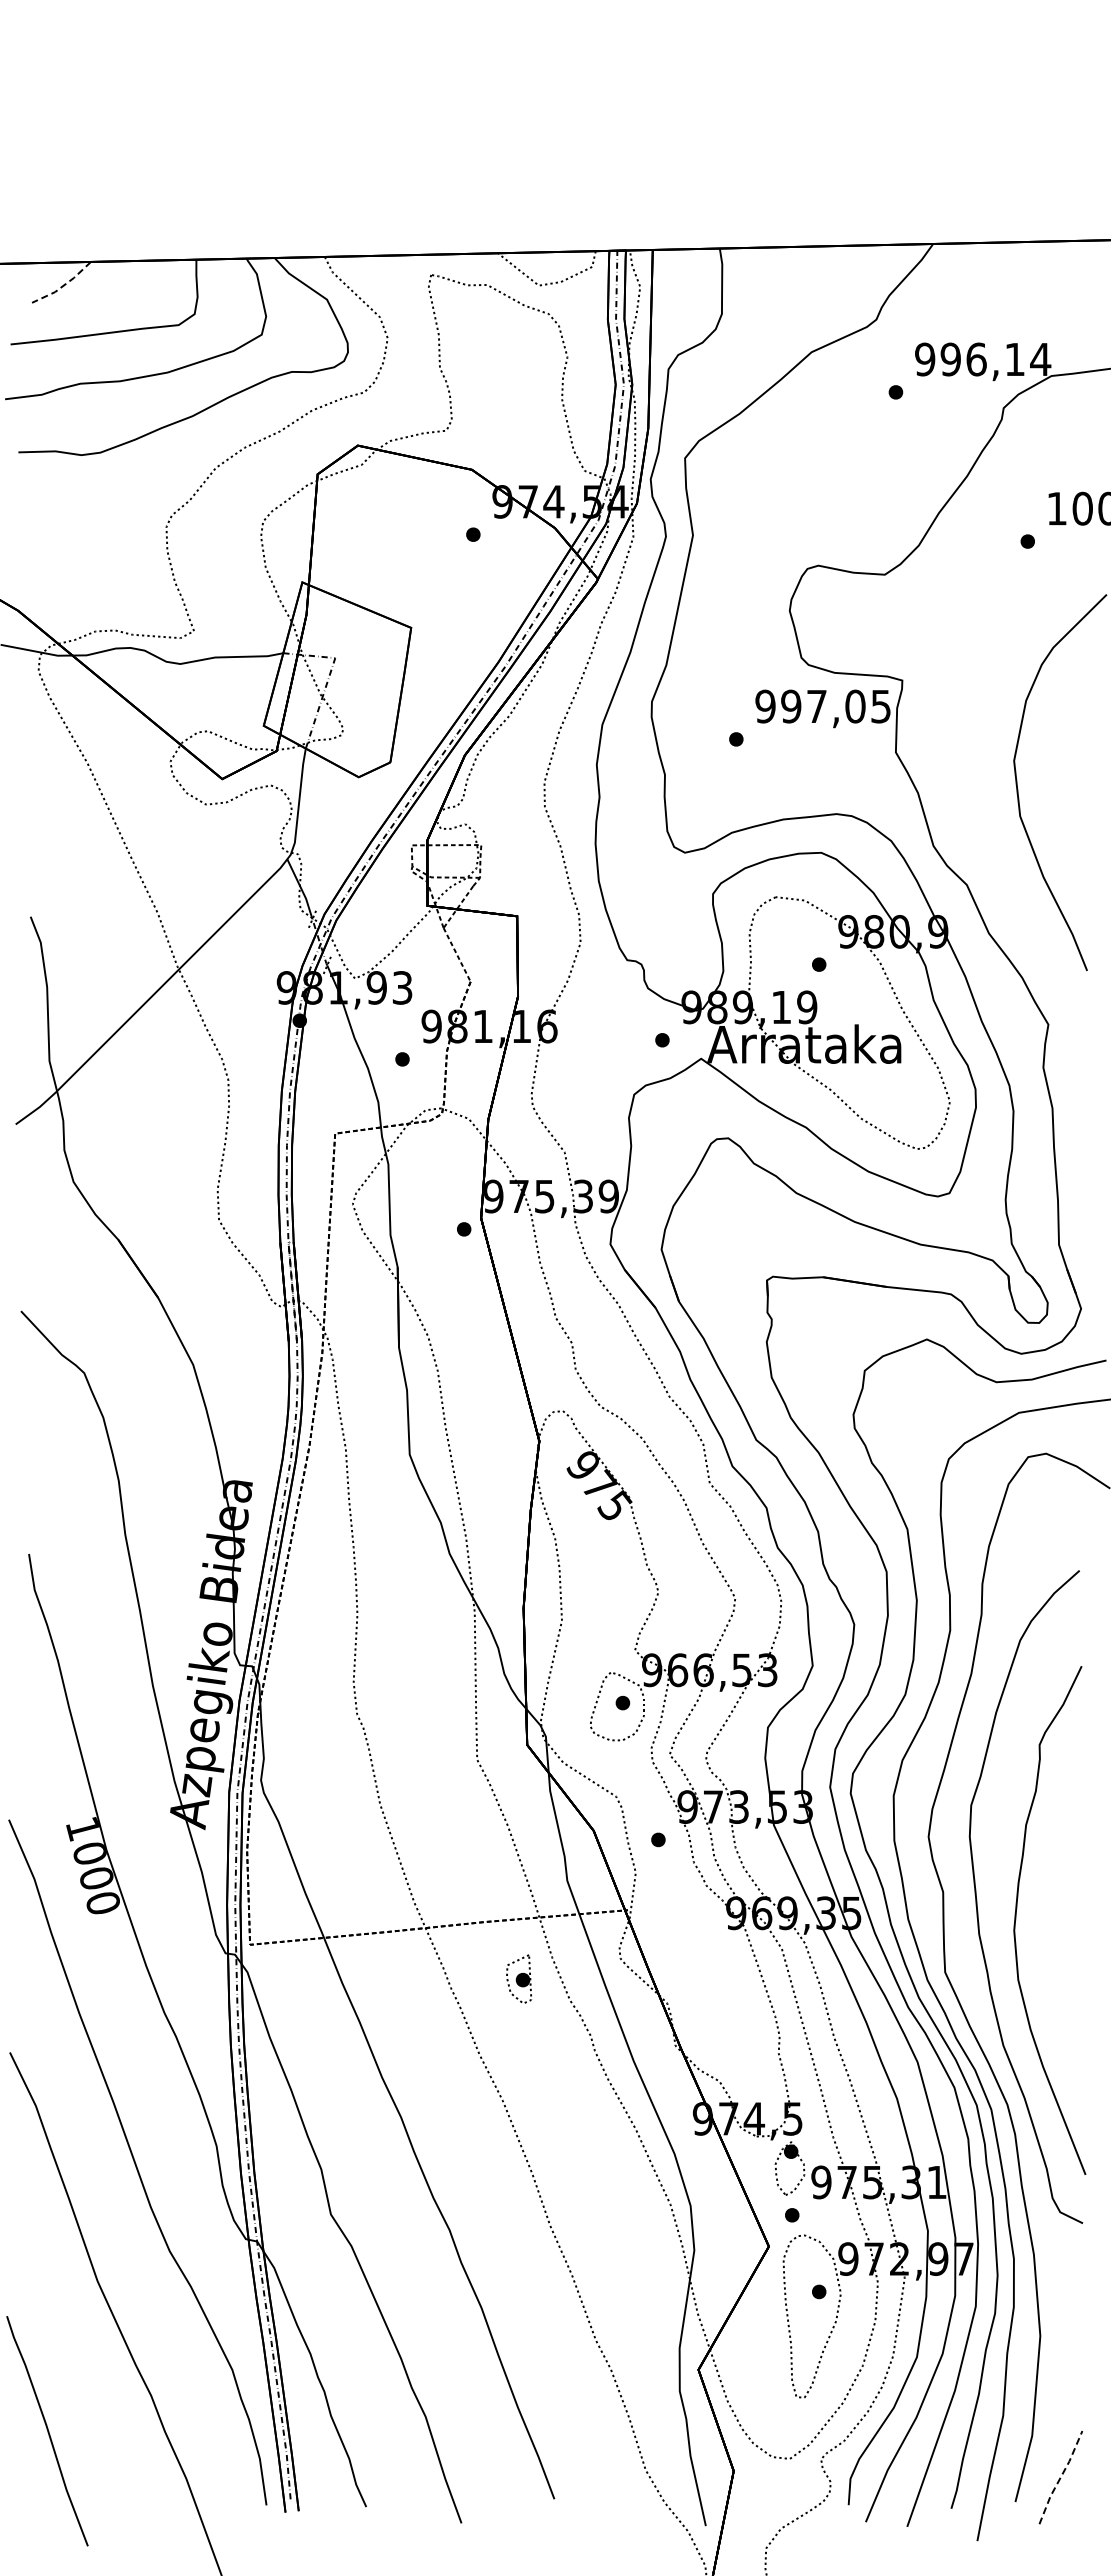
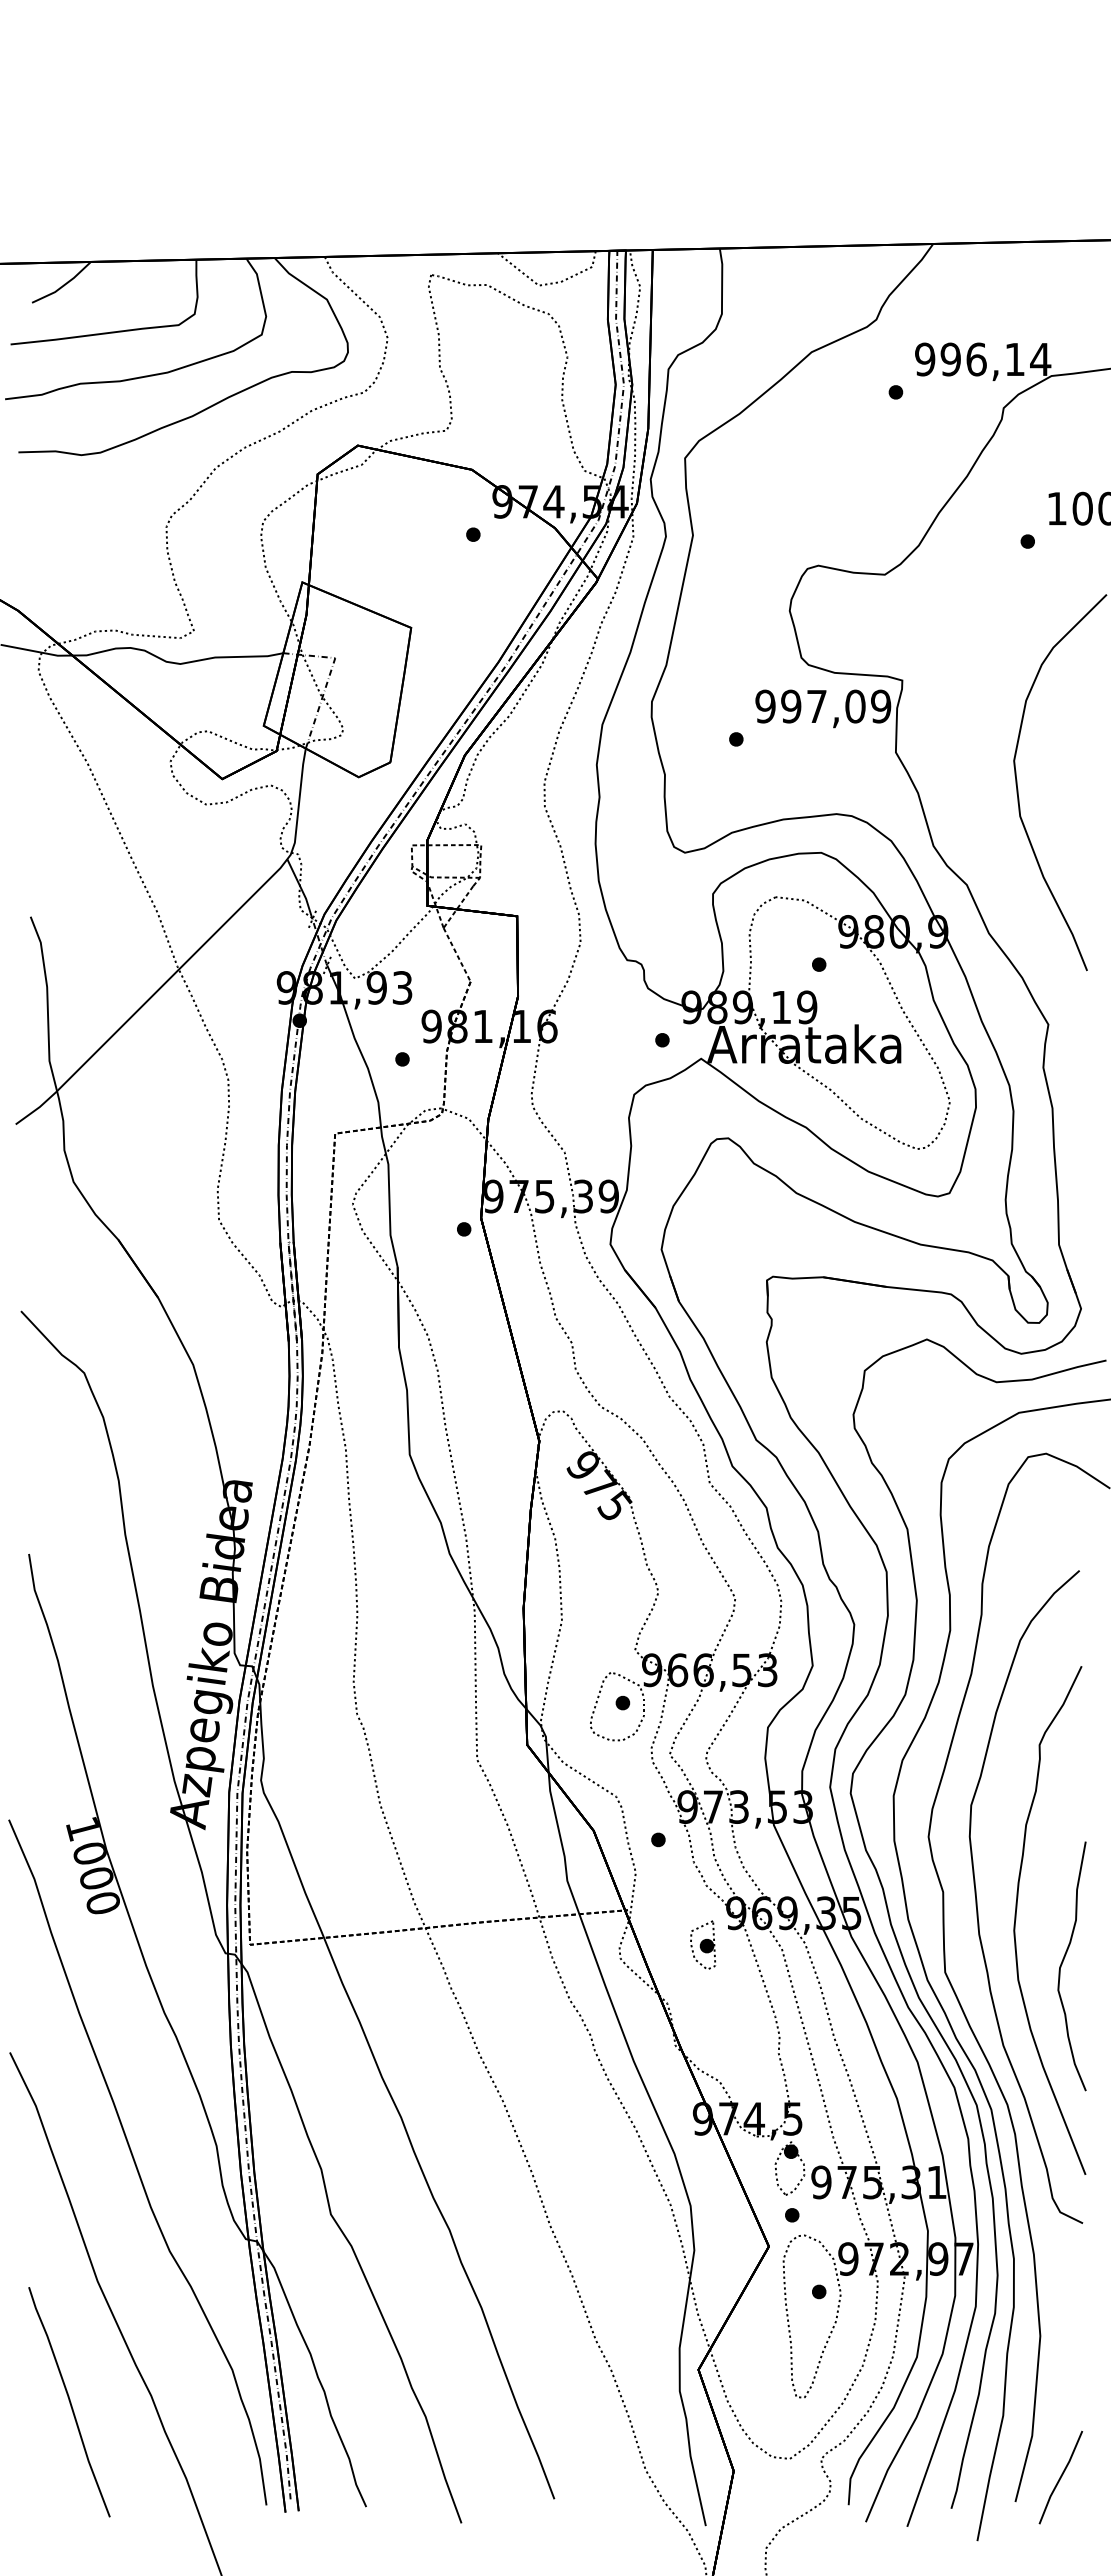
line: dashed -> solid (63, 285)
text: 997,05 -> 997,09 (881, 706)
curve: none -> present (1063, 1962)
part position: (519, 1978) -> (703, 1944) (703, 1944)
curve position: (47, 2431) -> (69, 2402) (69, 2402)
line: dashed -> solid (1060, 2477)
